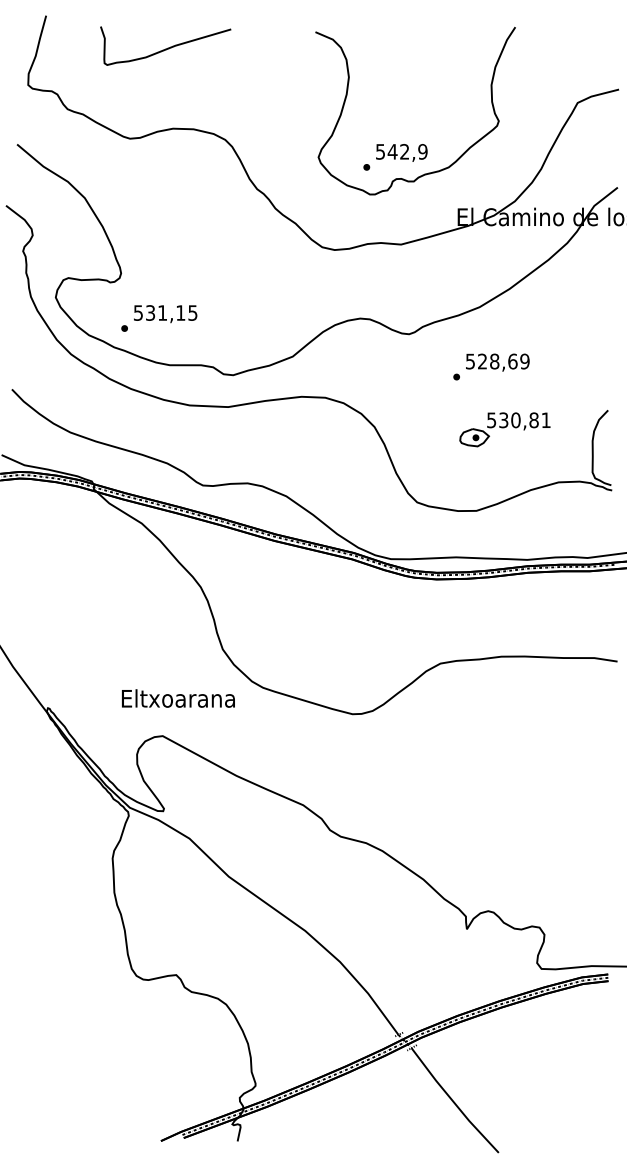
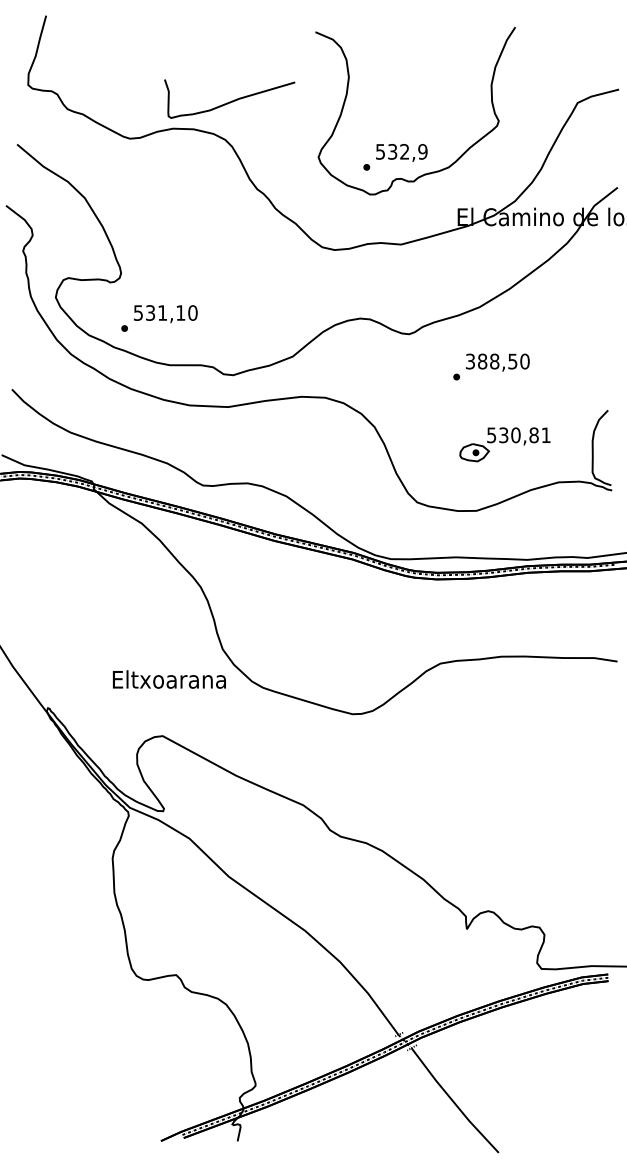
curve position: (167, 47) -> (231, 100) (231, 100)
text: 542,9 -> 532,9 (392, 151)
text: 531,15 -> 531,10 (192, 312)
text: 528,69 -> 388,50 (497, 361)
part position: (504, 429) -> (504, 444) (504, 444)
text position: (178, 698) -> (169, 679) (169, 679)
